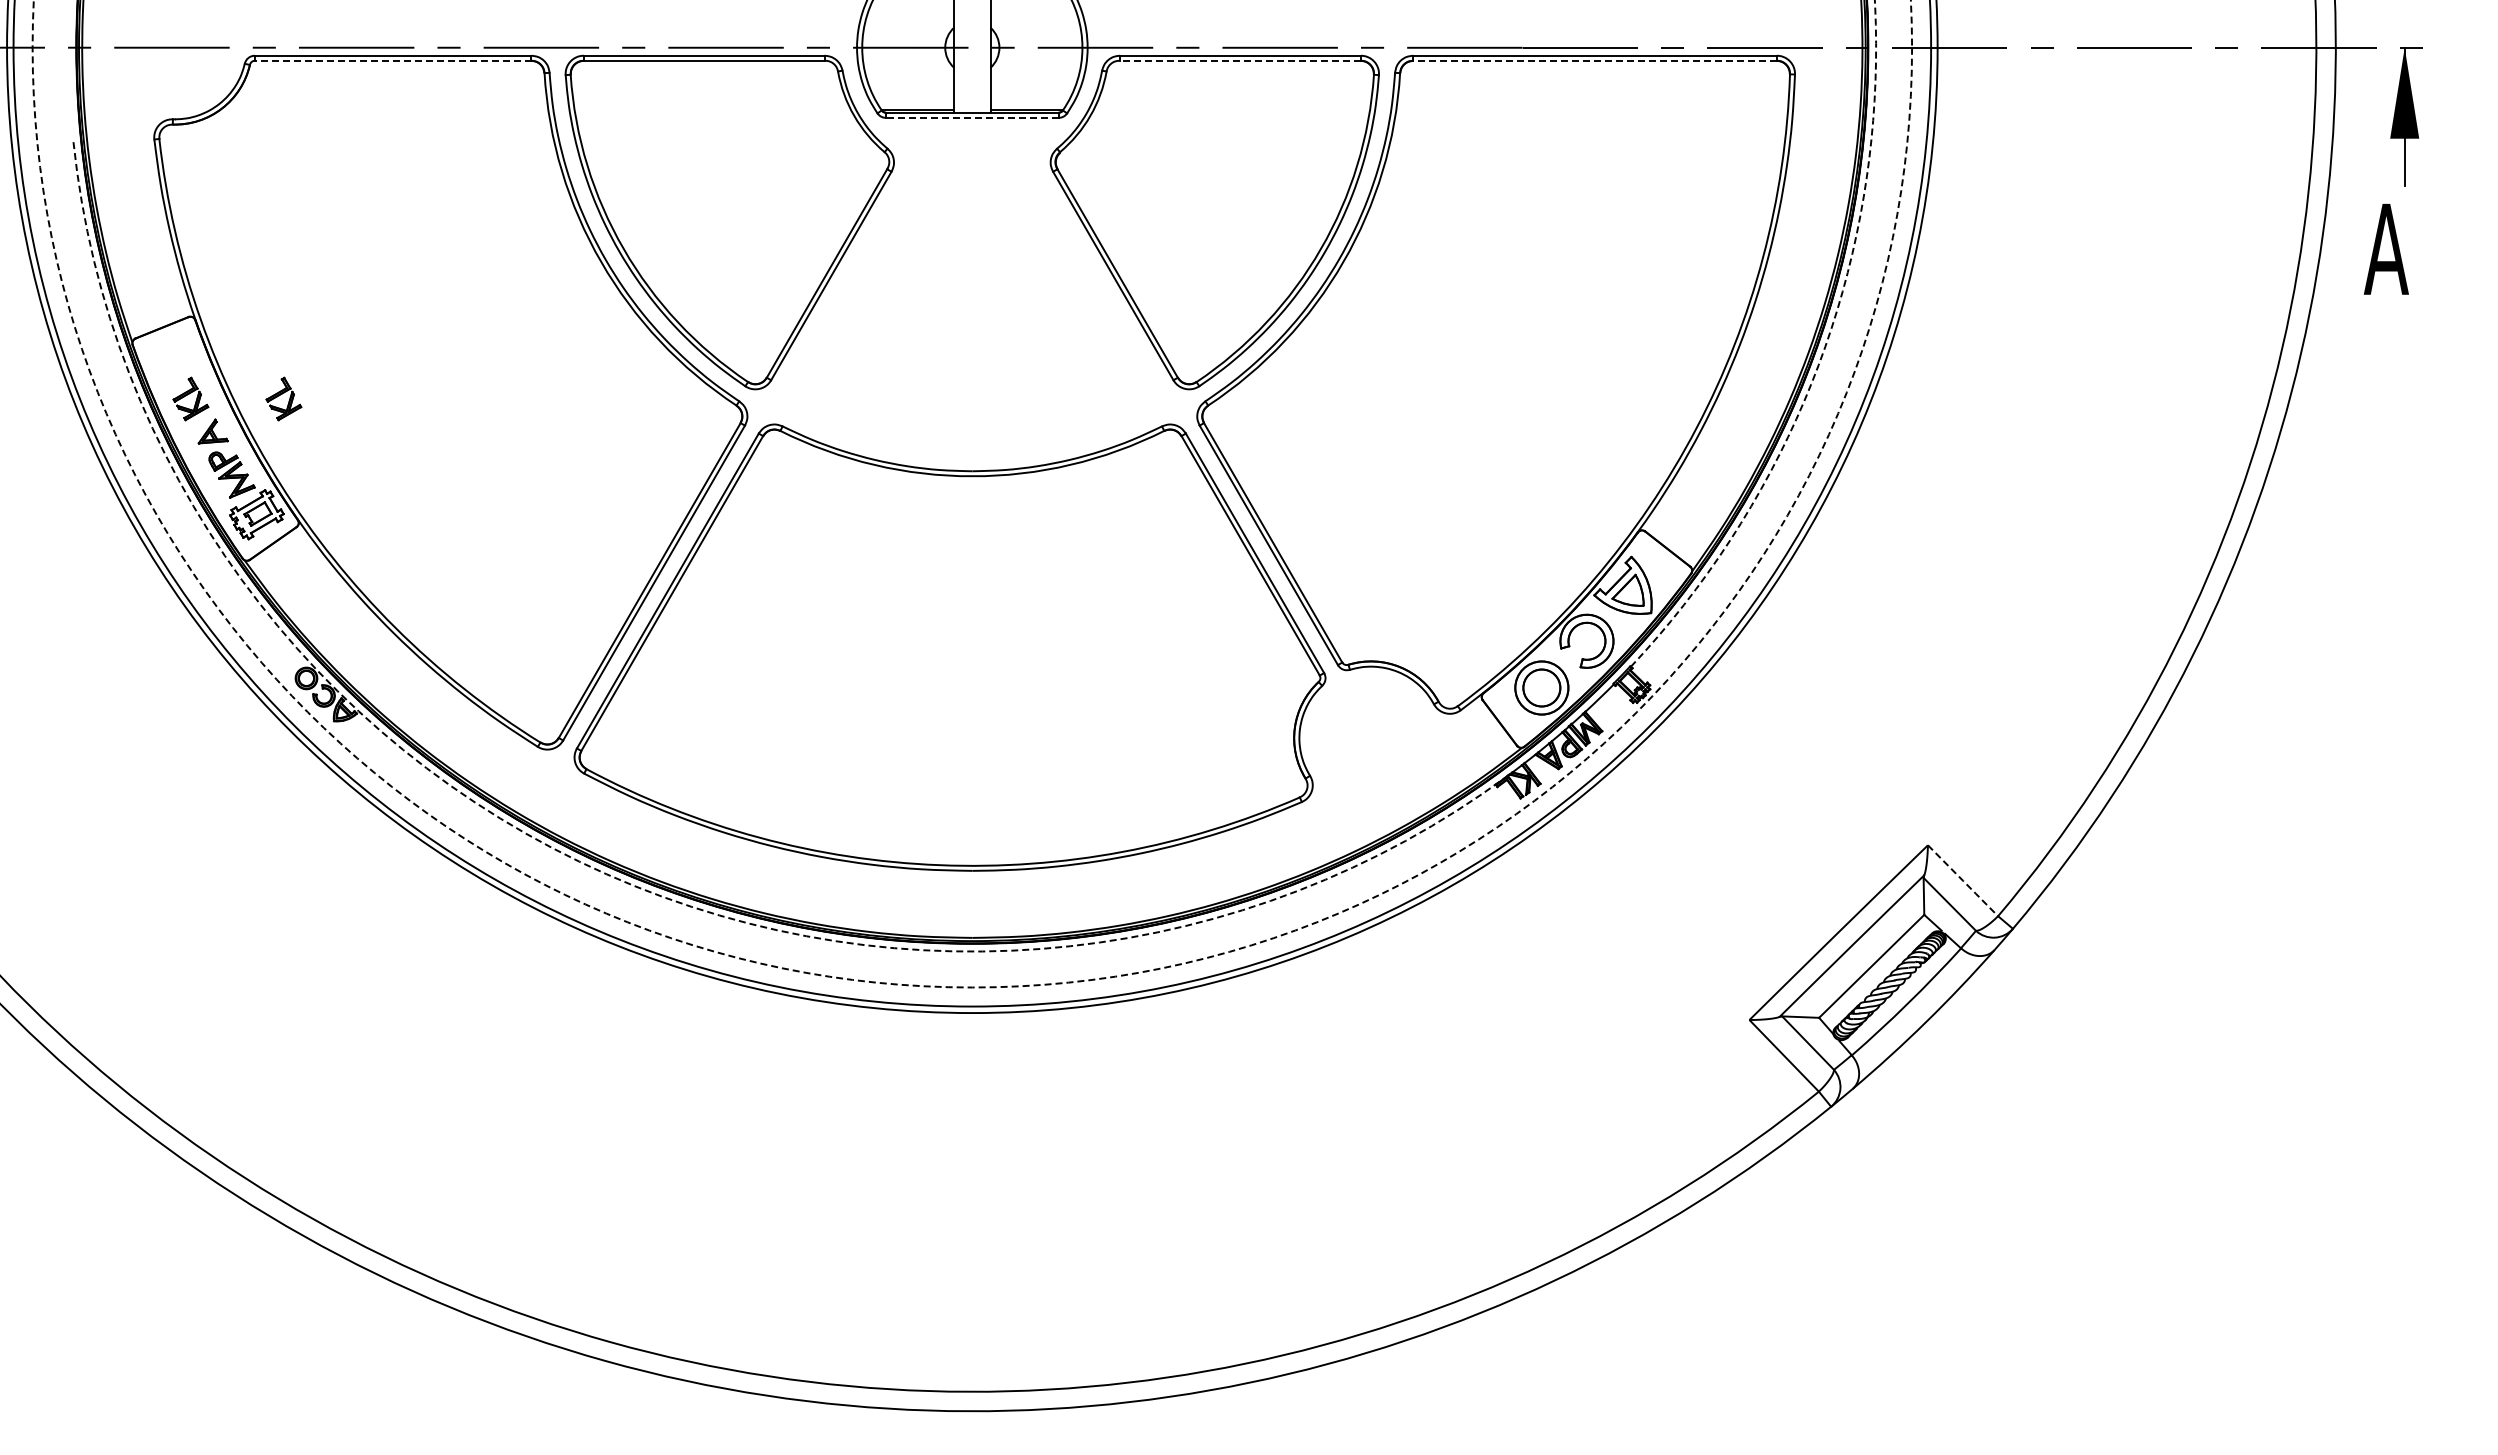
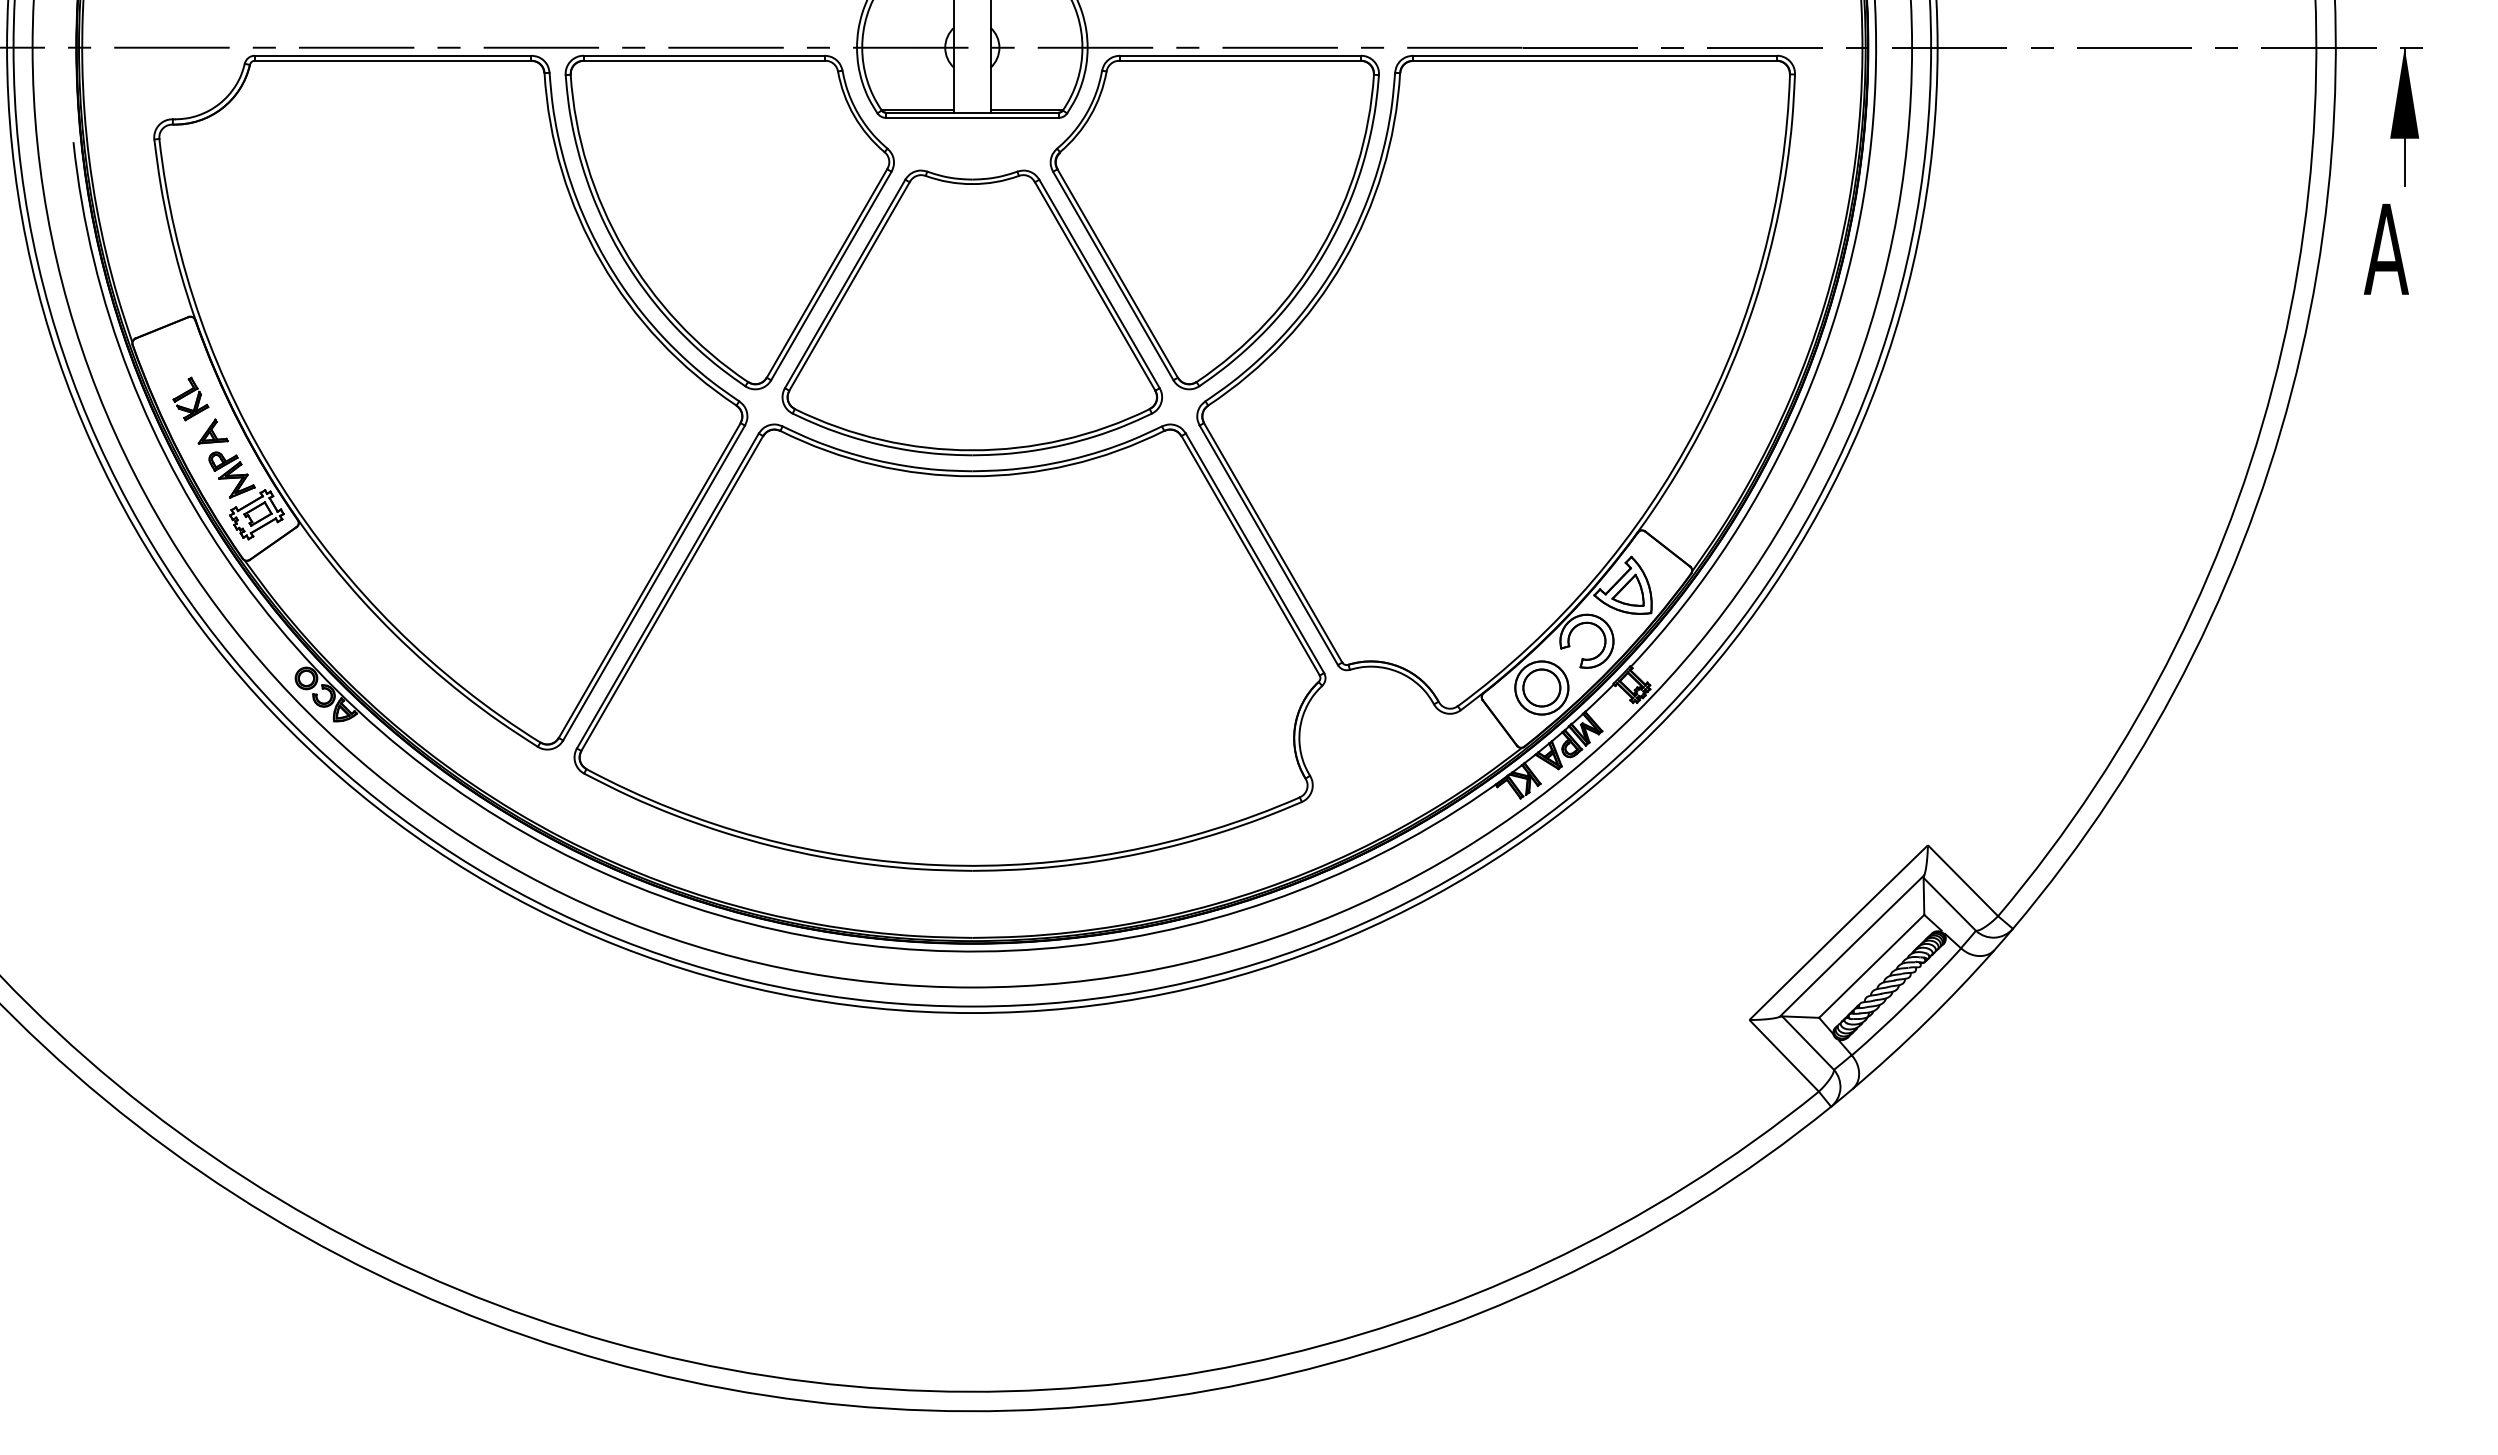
line: dashed -> solid (392, 60)
line: dashed -> solid (1240, 60)
line: dashed -> solid (1595, 60)
line: dashed -> solid (971, 117)
part: none -> present (971, 312)
arc: dashed -> solid (1822, 356)
part: present -> none (283, 398)
circle: dashed -> solid (972, 493)
arc: dashed -> solid (606, 874)
line: dashed -> solid (1963, 881)
